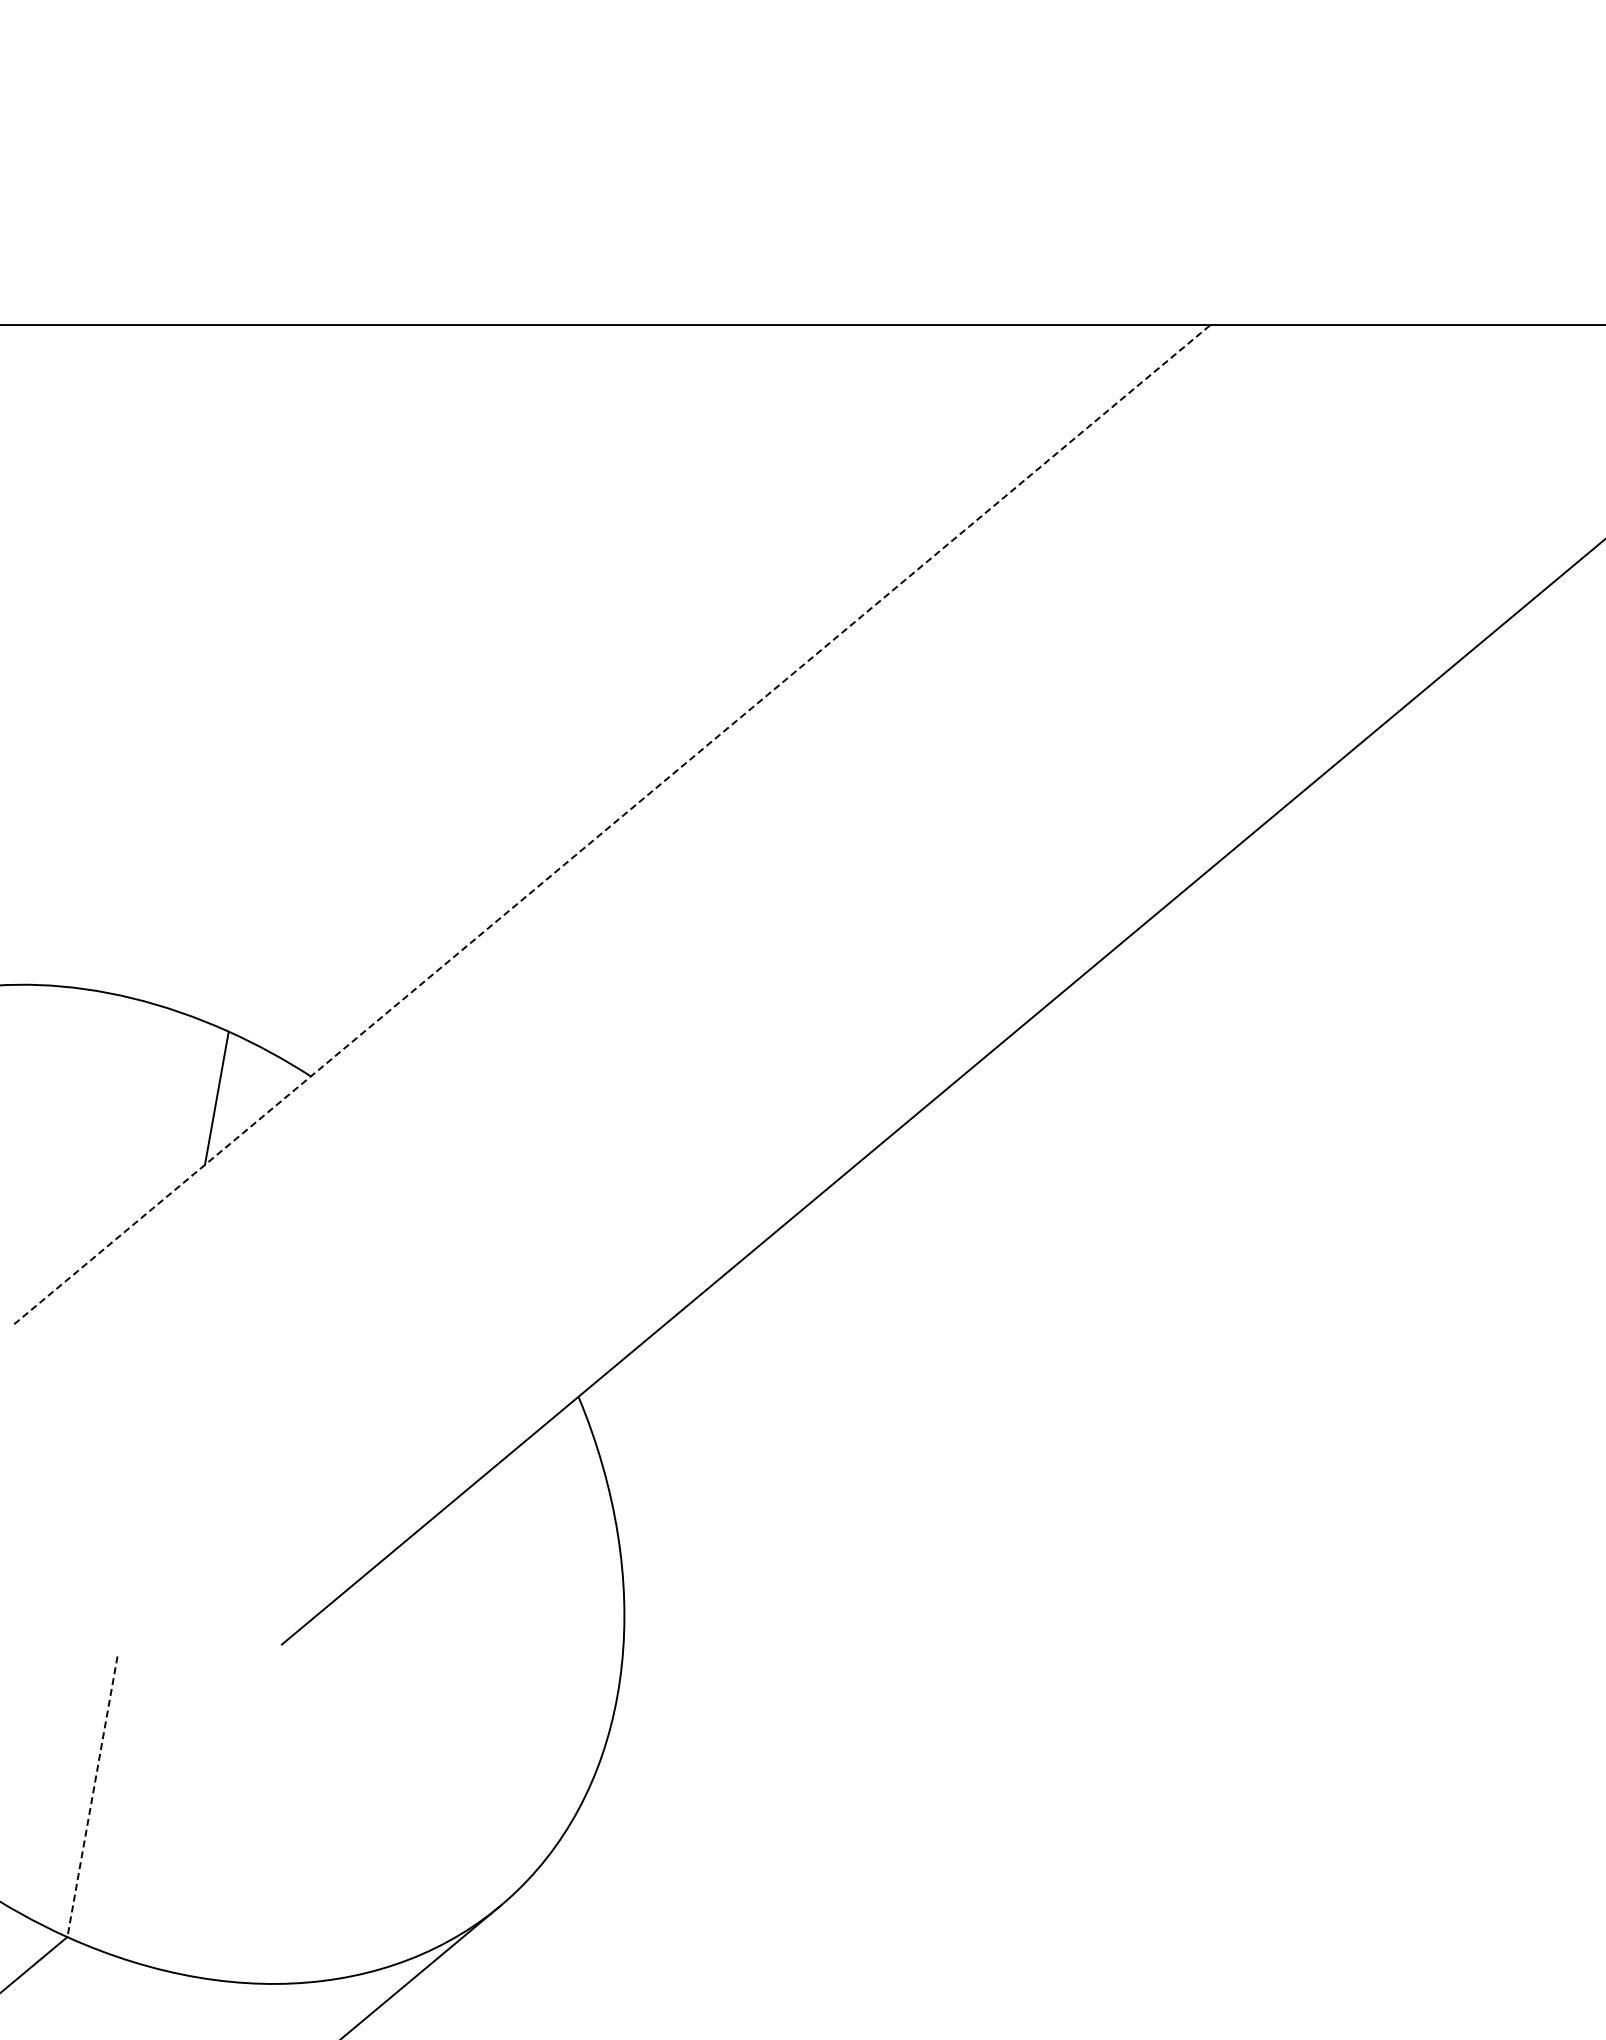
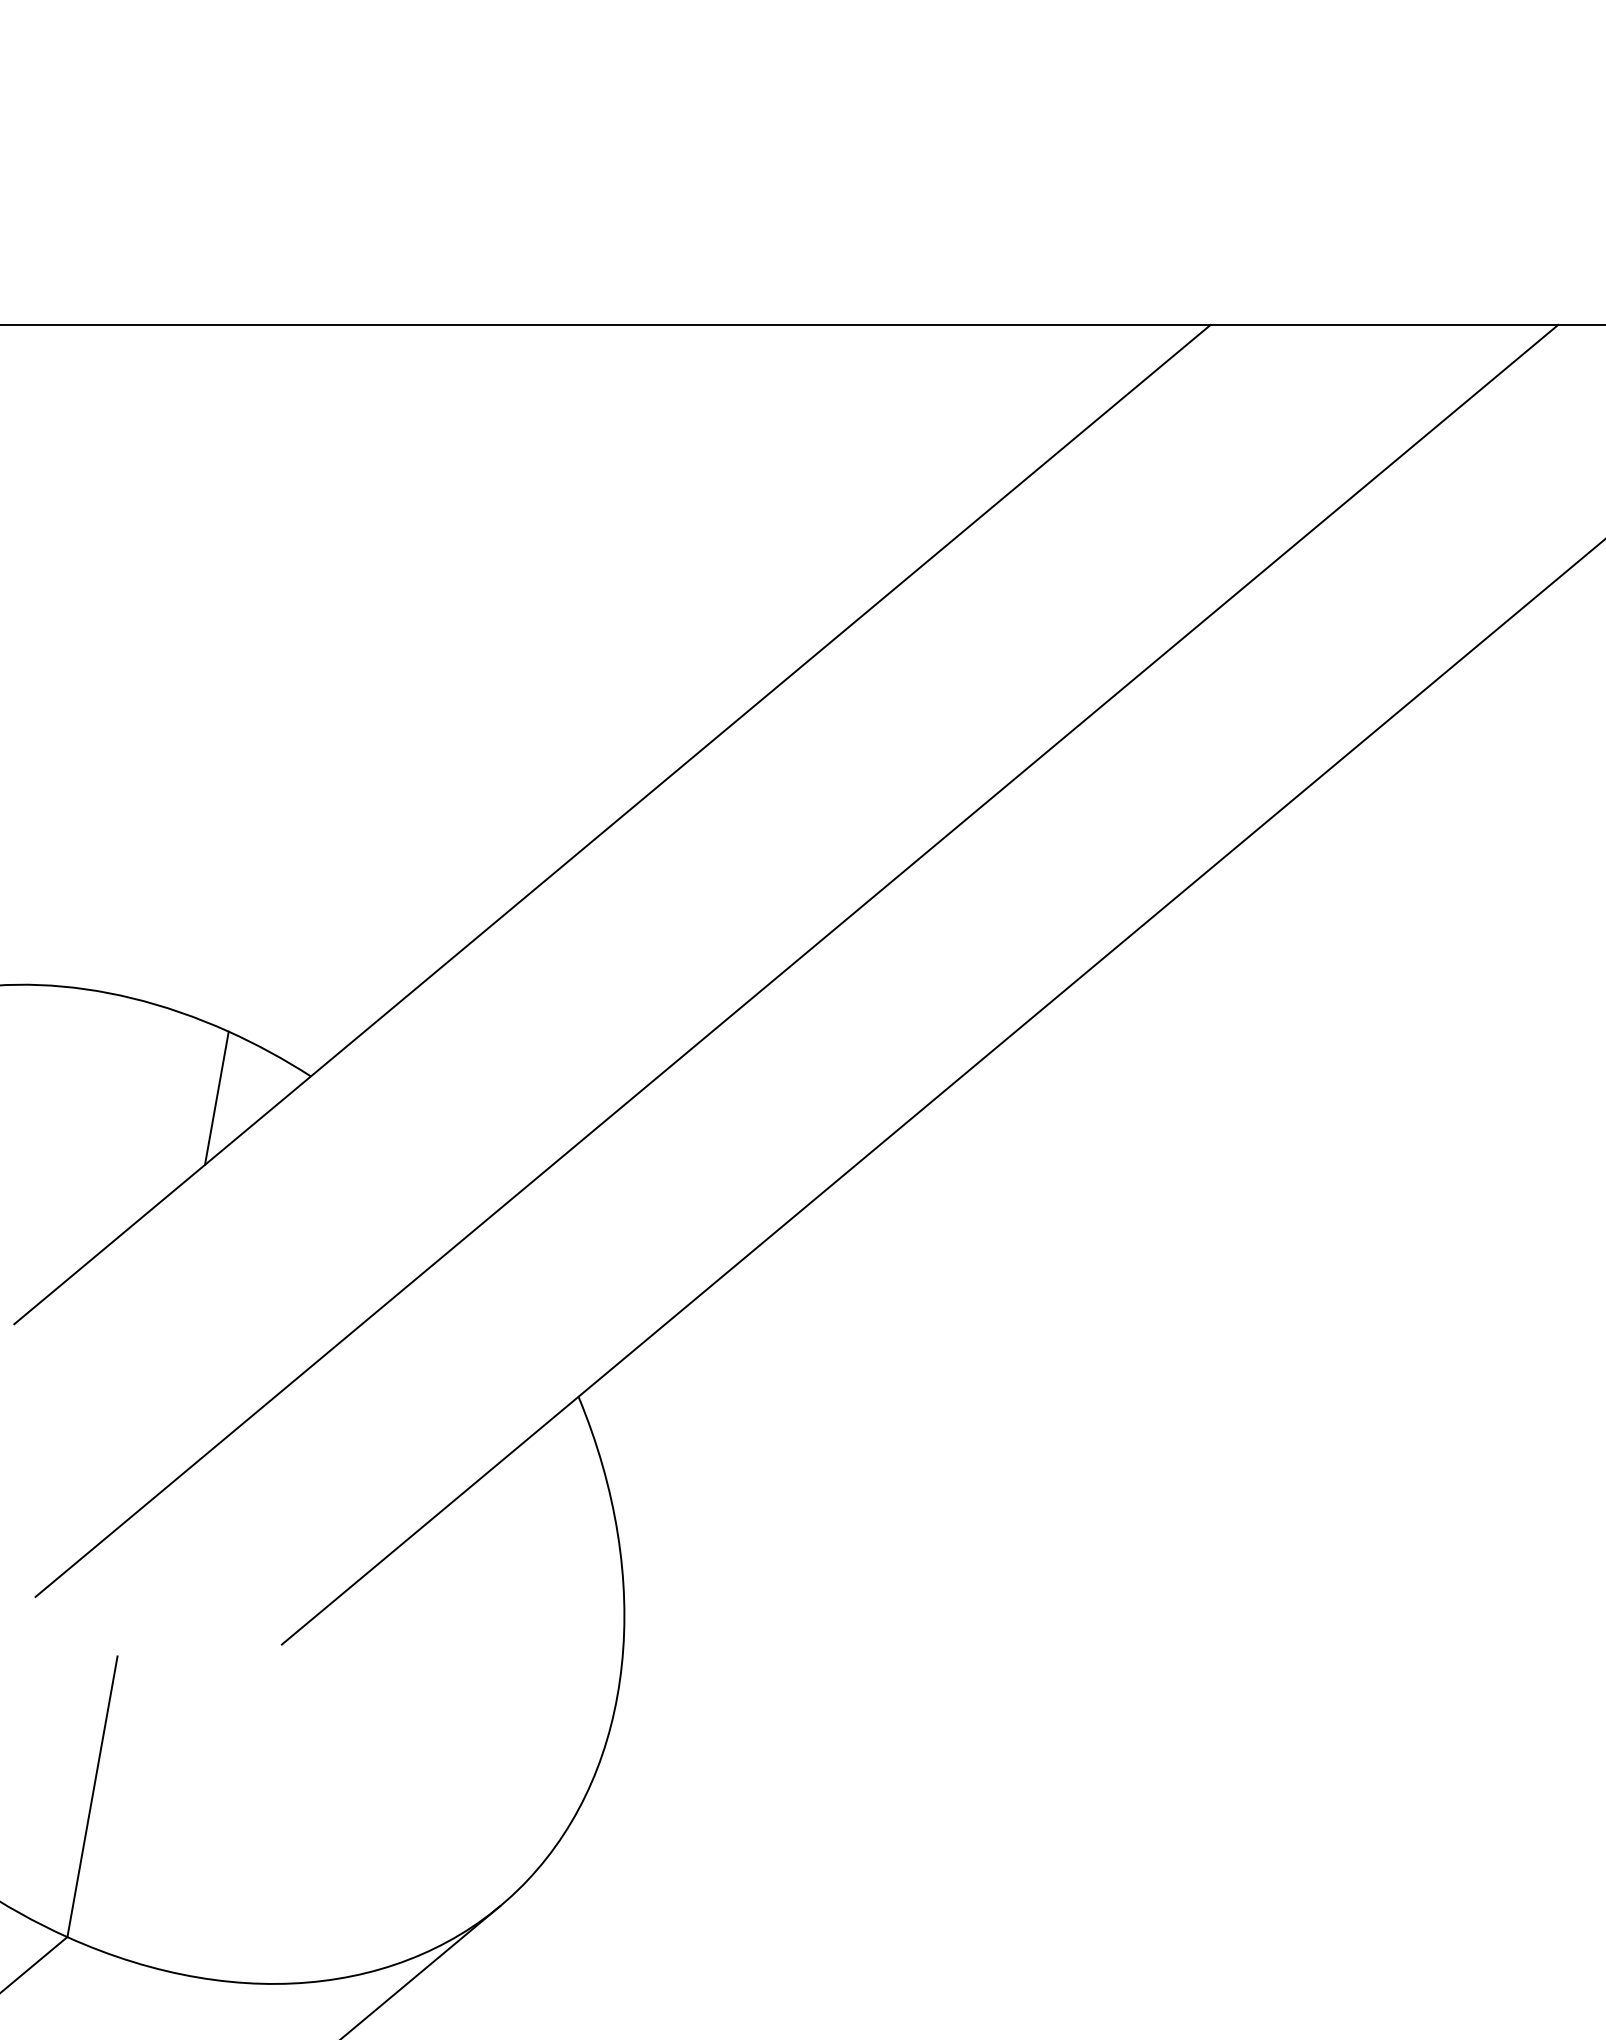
line: dashed -> solid (612, 824)
line: none -> present (796, 960)
line: dashed -> solid (92, 1796)
